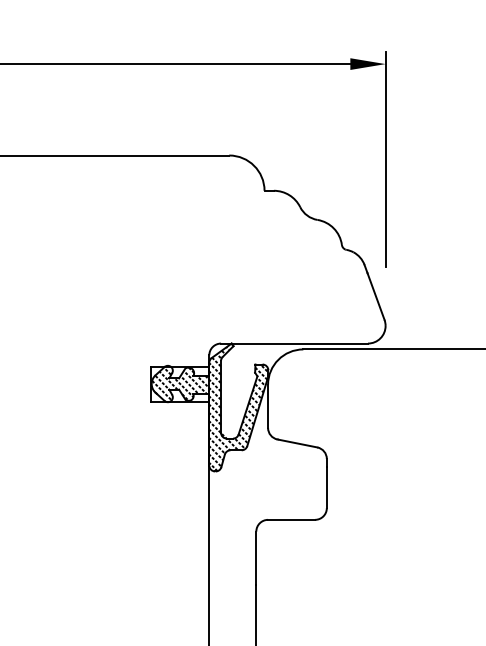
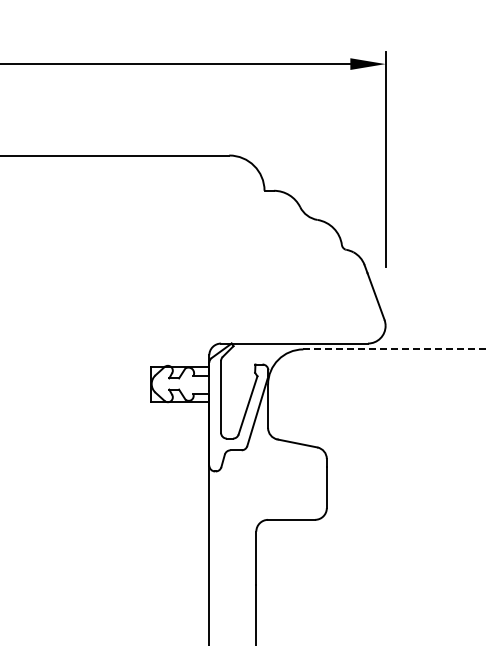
line: solid -> dashed (394, 349)
hatch: present -> none (209, 407)
